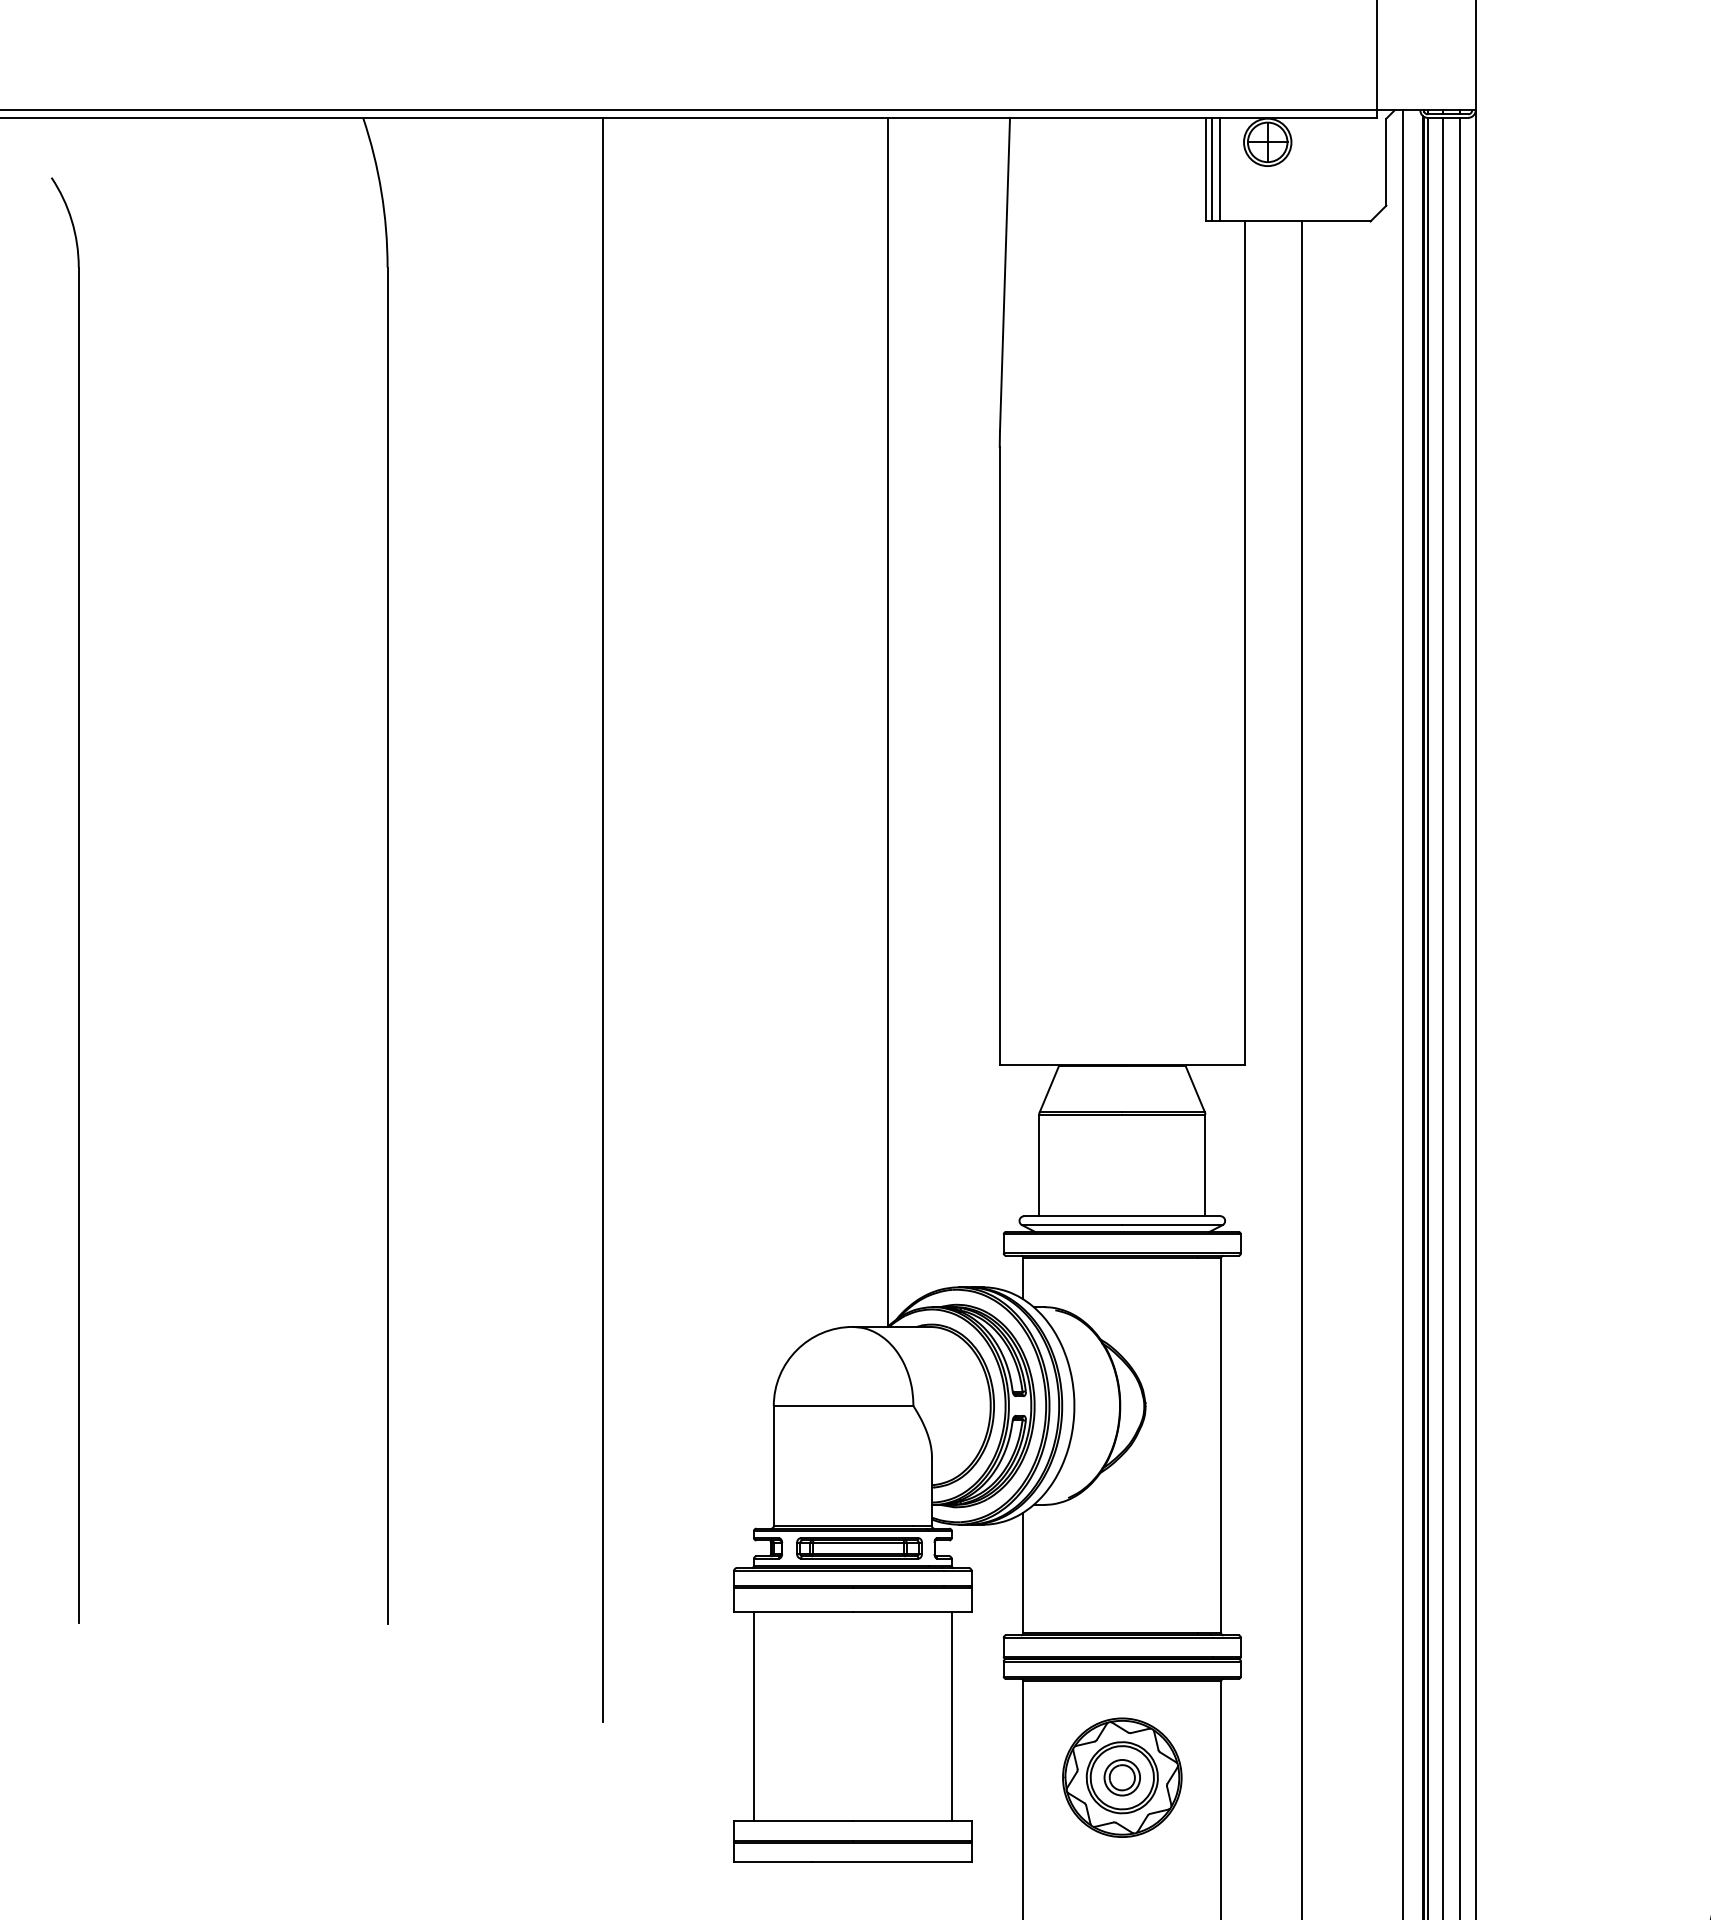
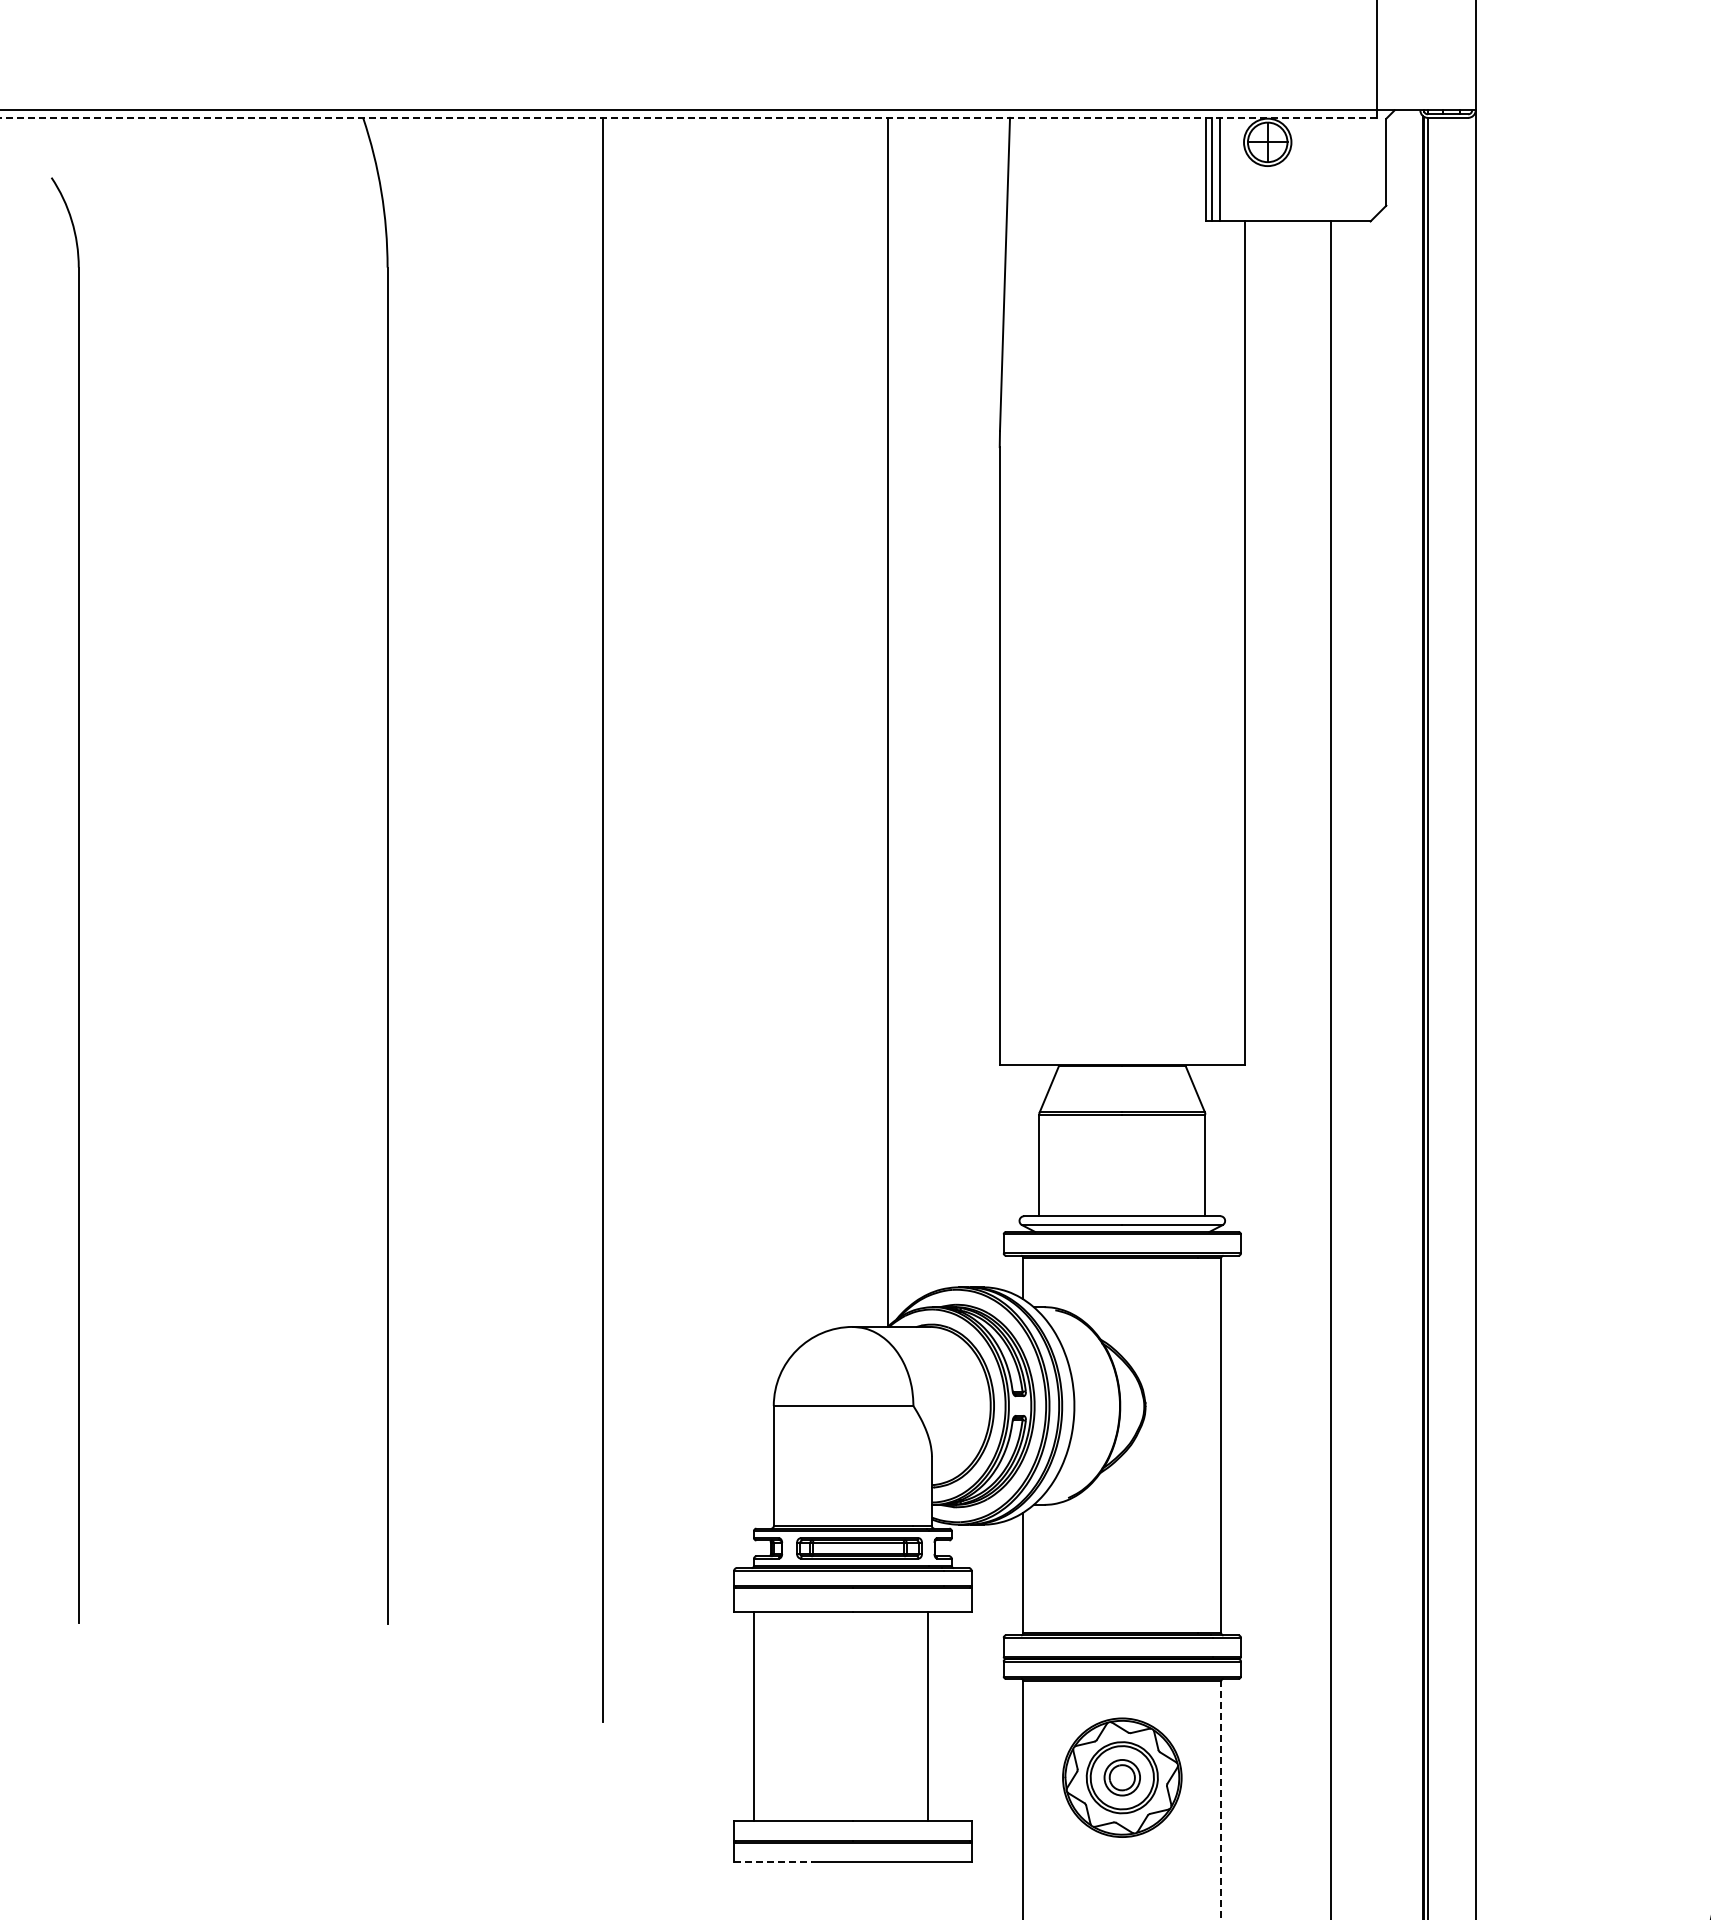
line: solid -> dashed (688, 117)
line: present -> none (1402, 1013)
line: present -> none (1443, 1016)
line: present -> none (1460, 1016)
line position: (1301, 1068) -> (1330, 1068) (1330, 1068)
line position: (951, 1716) -> (927, 1716) (927, 1716)
line: solid -> dashed (1221, 1800)
line: solid -> dashed (773, 1862)
